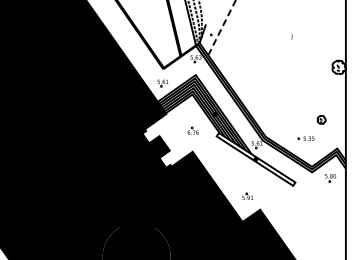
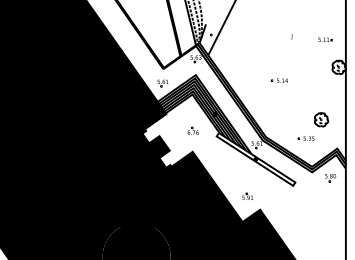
line: dashed -> solid (222, 27)
part: none -> present (325, 39)
part: none -> present (278, 80)
part size: 11x10 px -> 16x16 px (321, 119)
